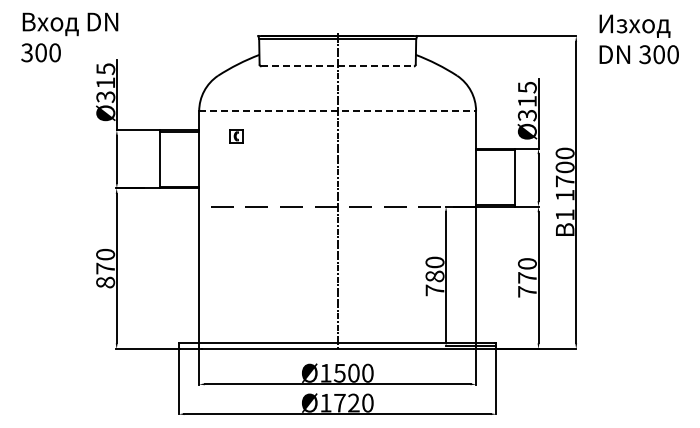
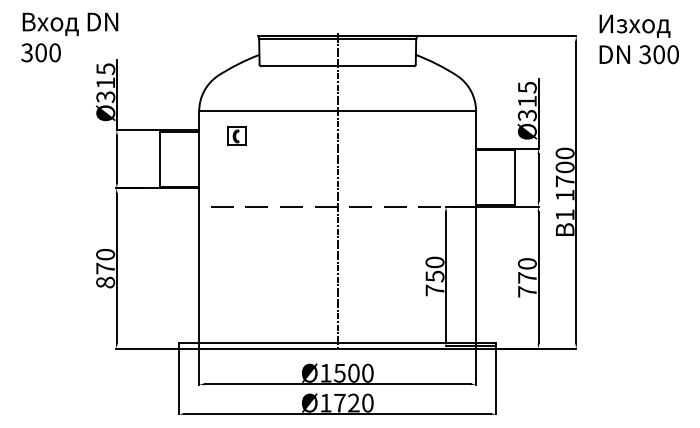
line: dashed -> solid (338, 66)
line: dashed -> solid (338, 111)
part size: 15x15 px -> 20x20 px (236, 135)
text: 780 -> 750 (434, 276)
